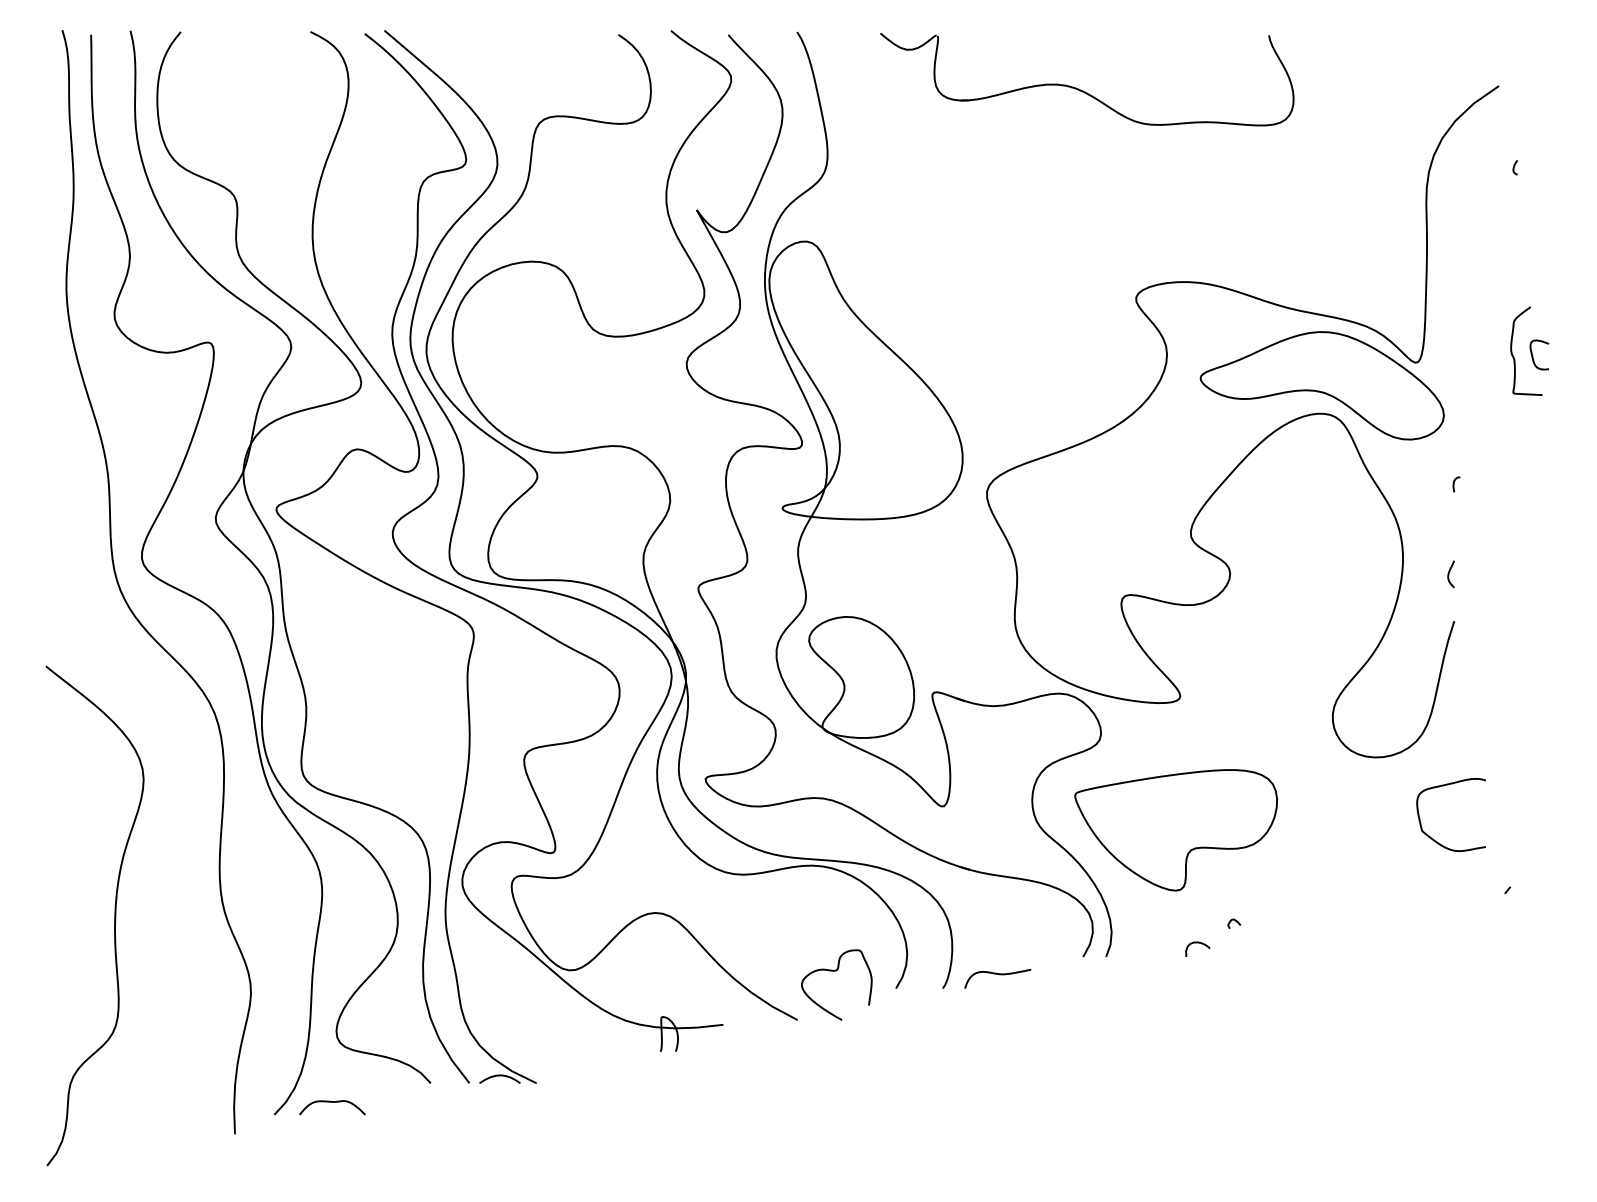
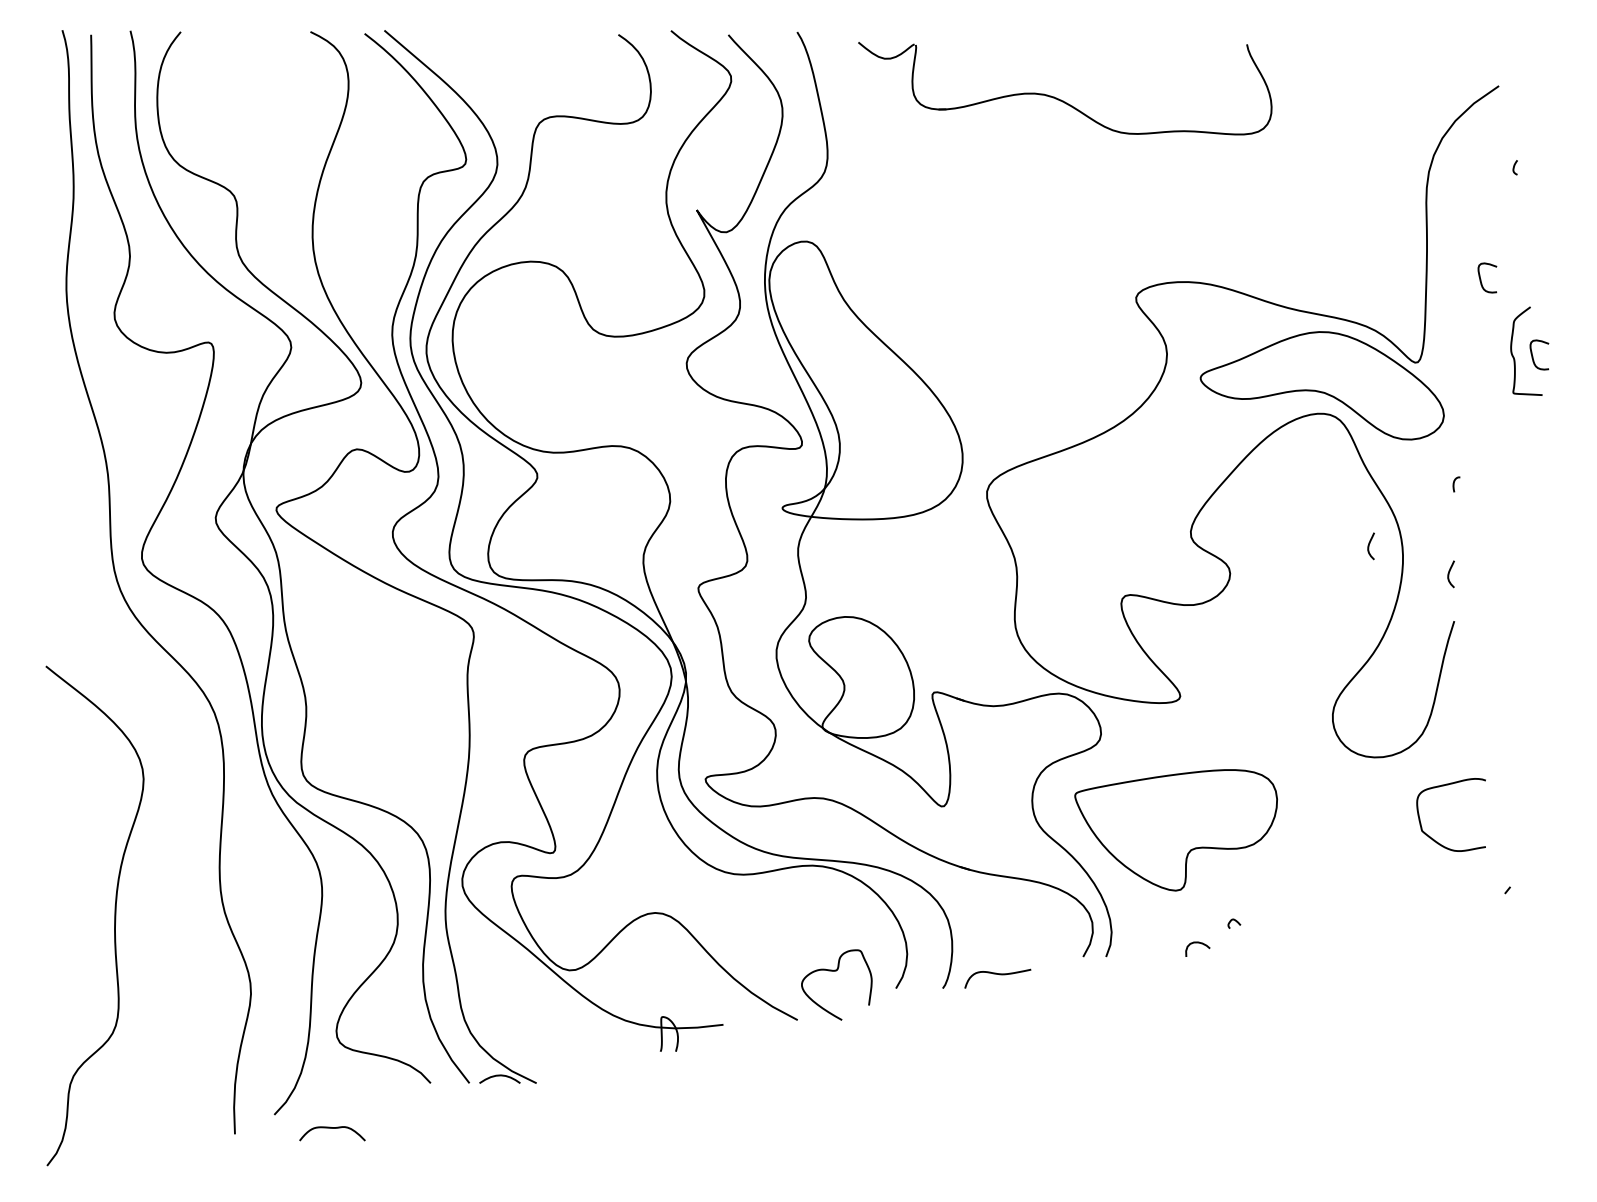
part position: (1083, 90) -> (1061, 99) (1061, 99)
curve: none -> present (1481, 279)
curve: none -> present (1369, 546)
curve position: (332, 1102) -> (332, 1128) (332, 1128)
